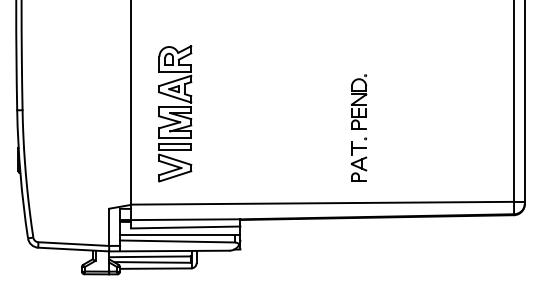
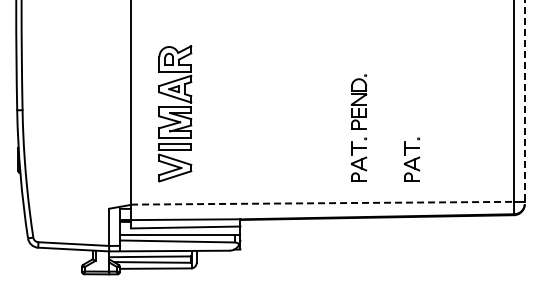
line: solid -> dashed (524, 102)
part: none -> present (412, 159)
line: solid -> dashed (323, 203)
